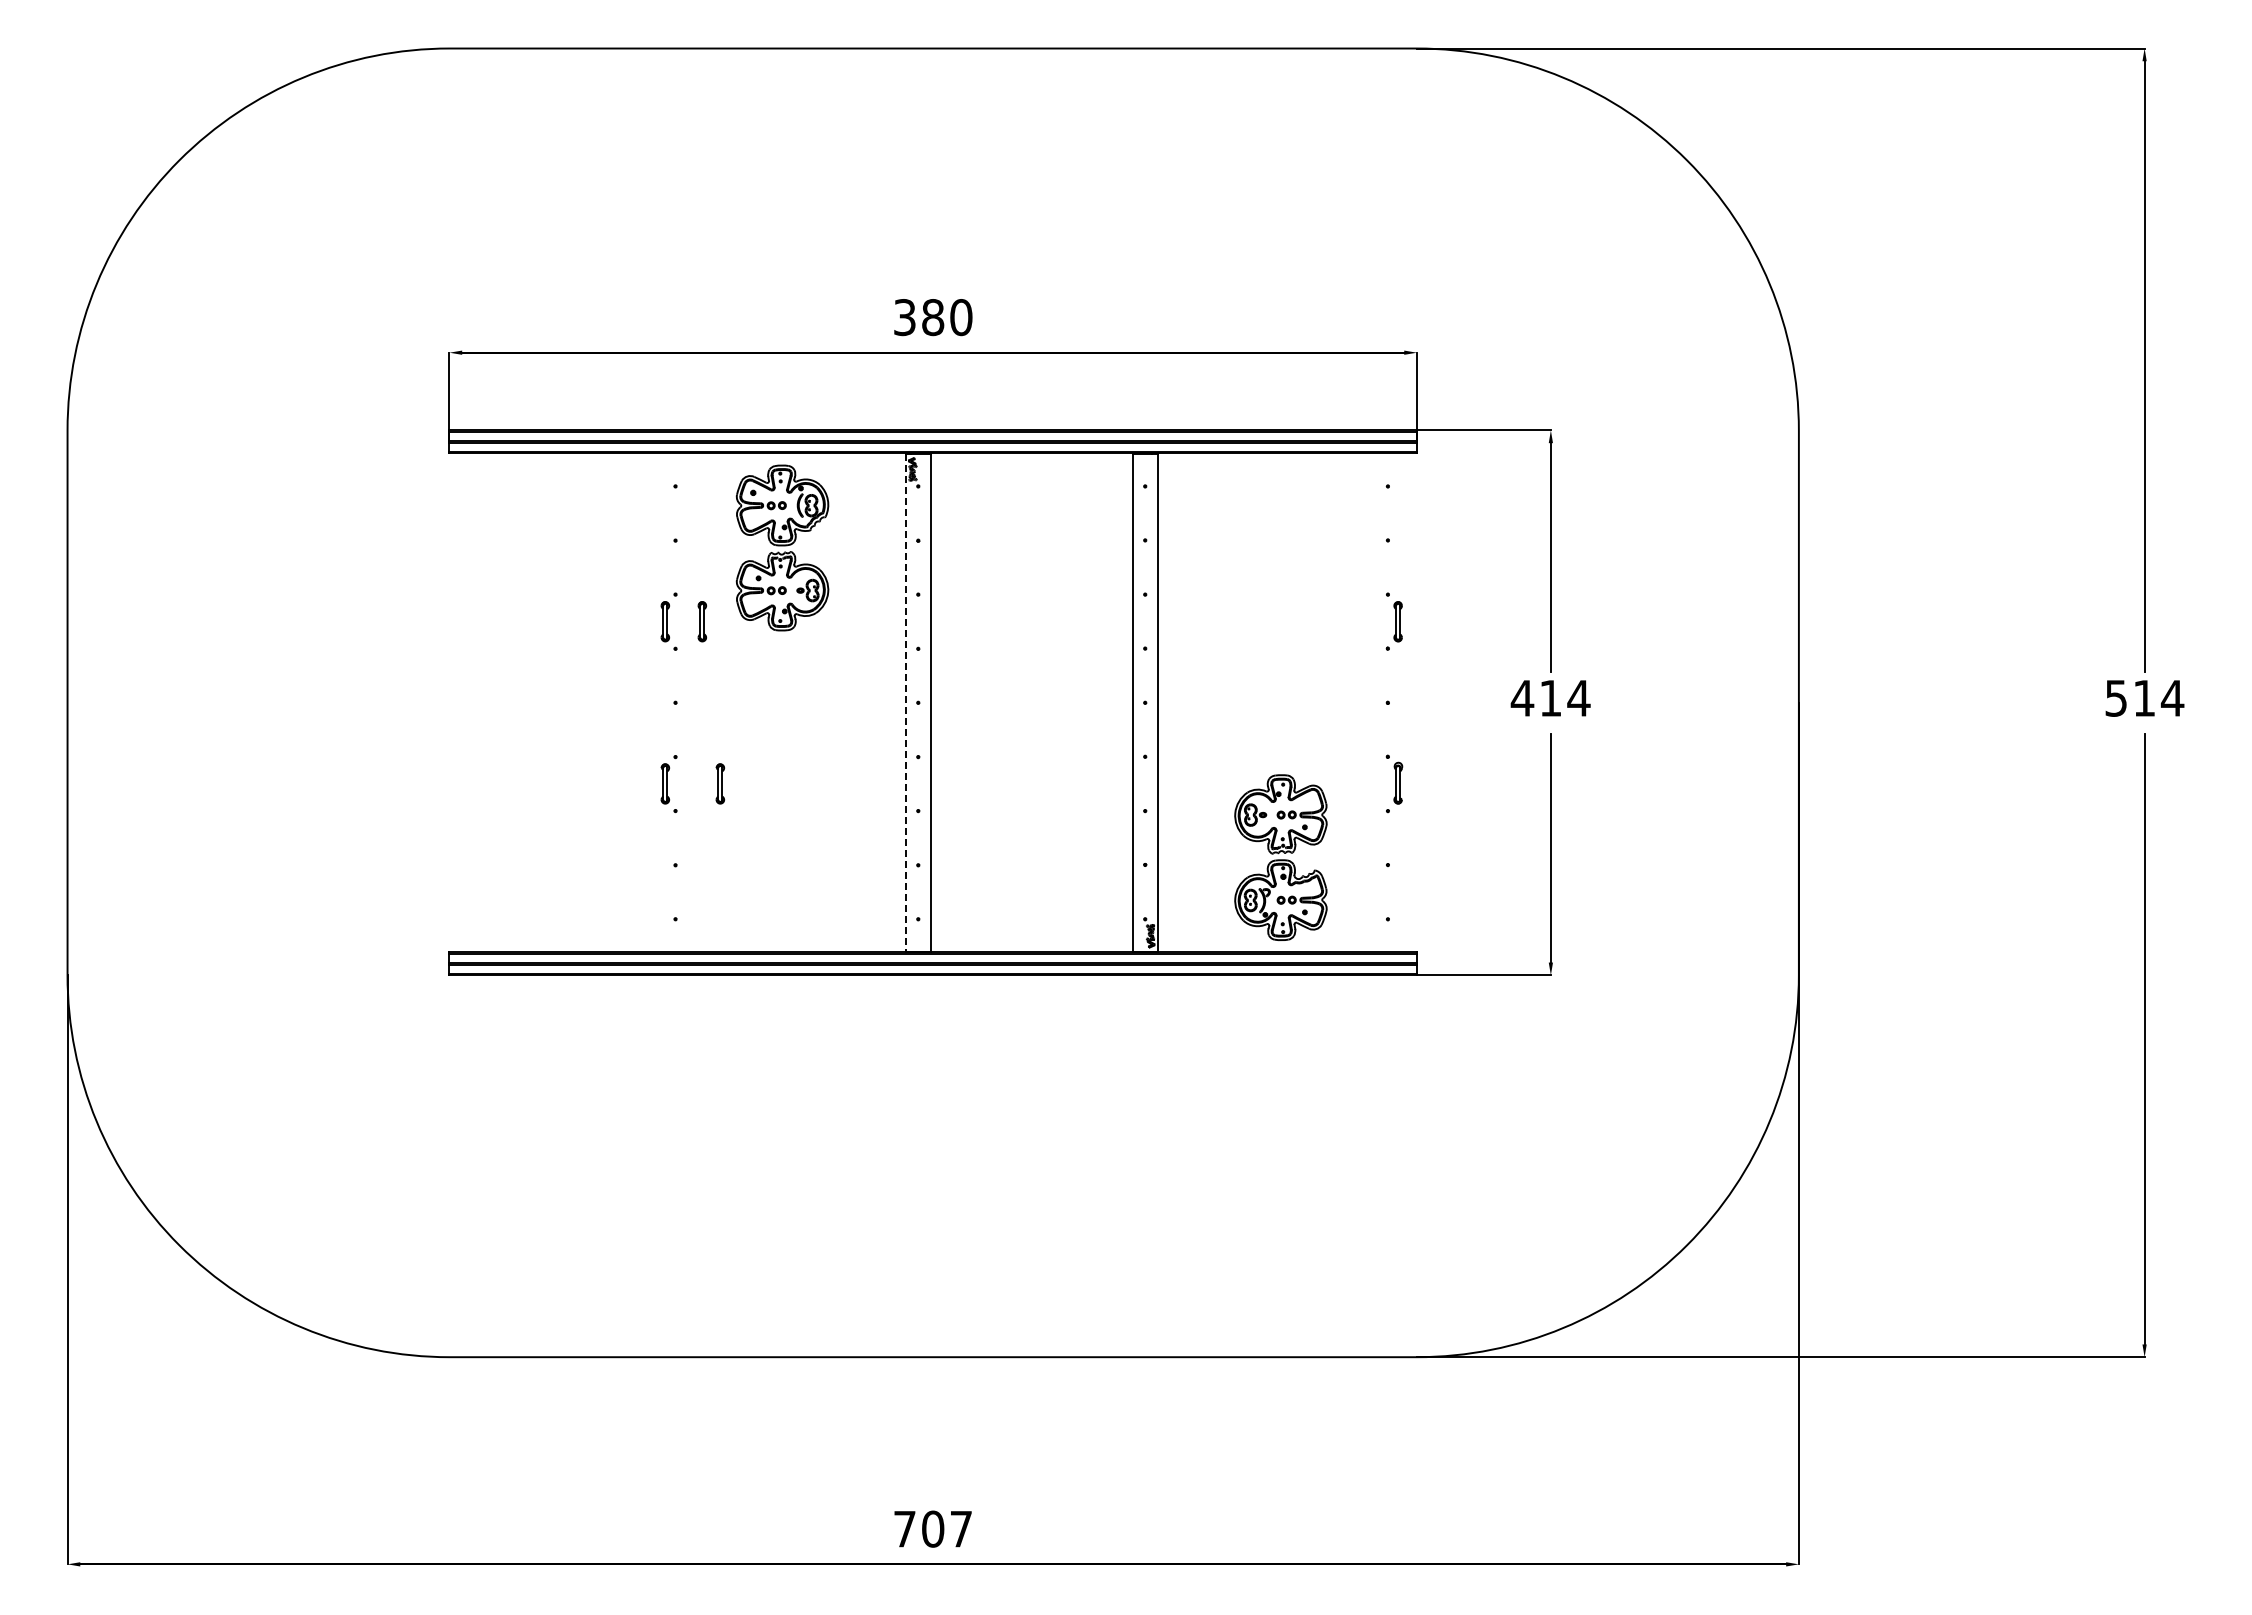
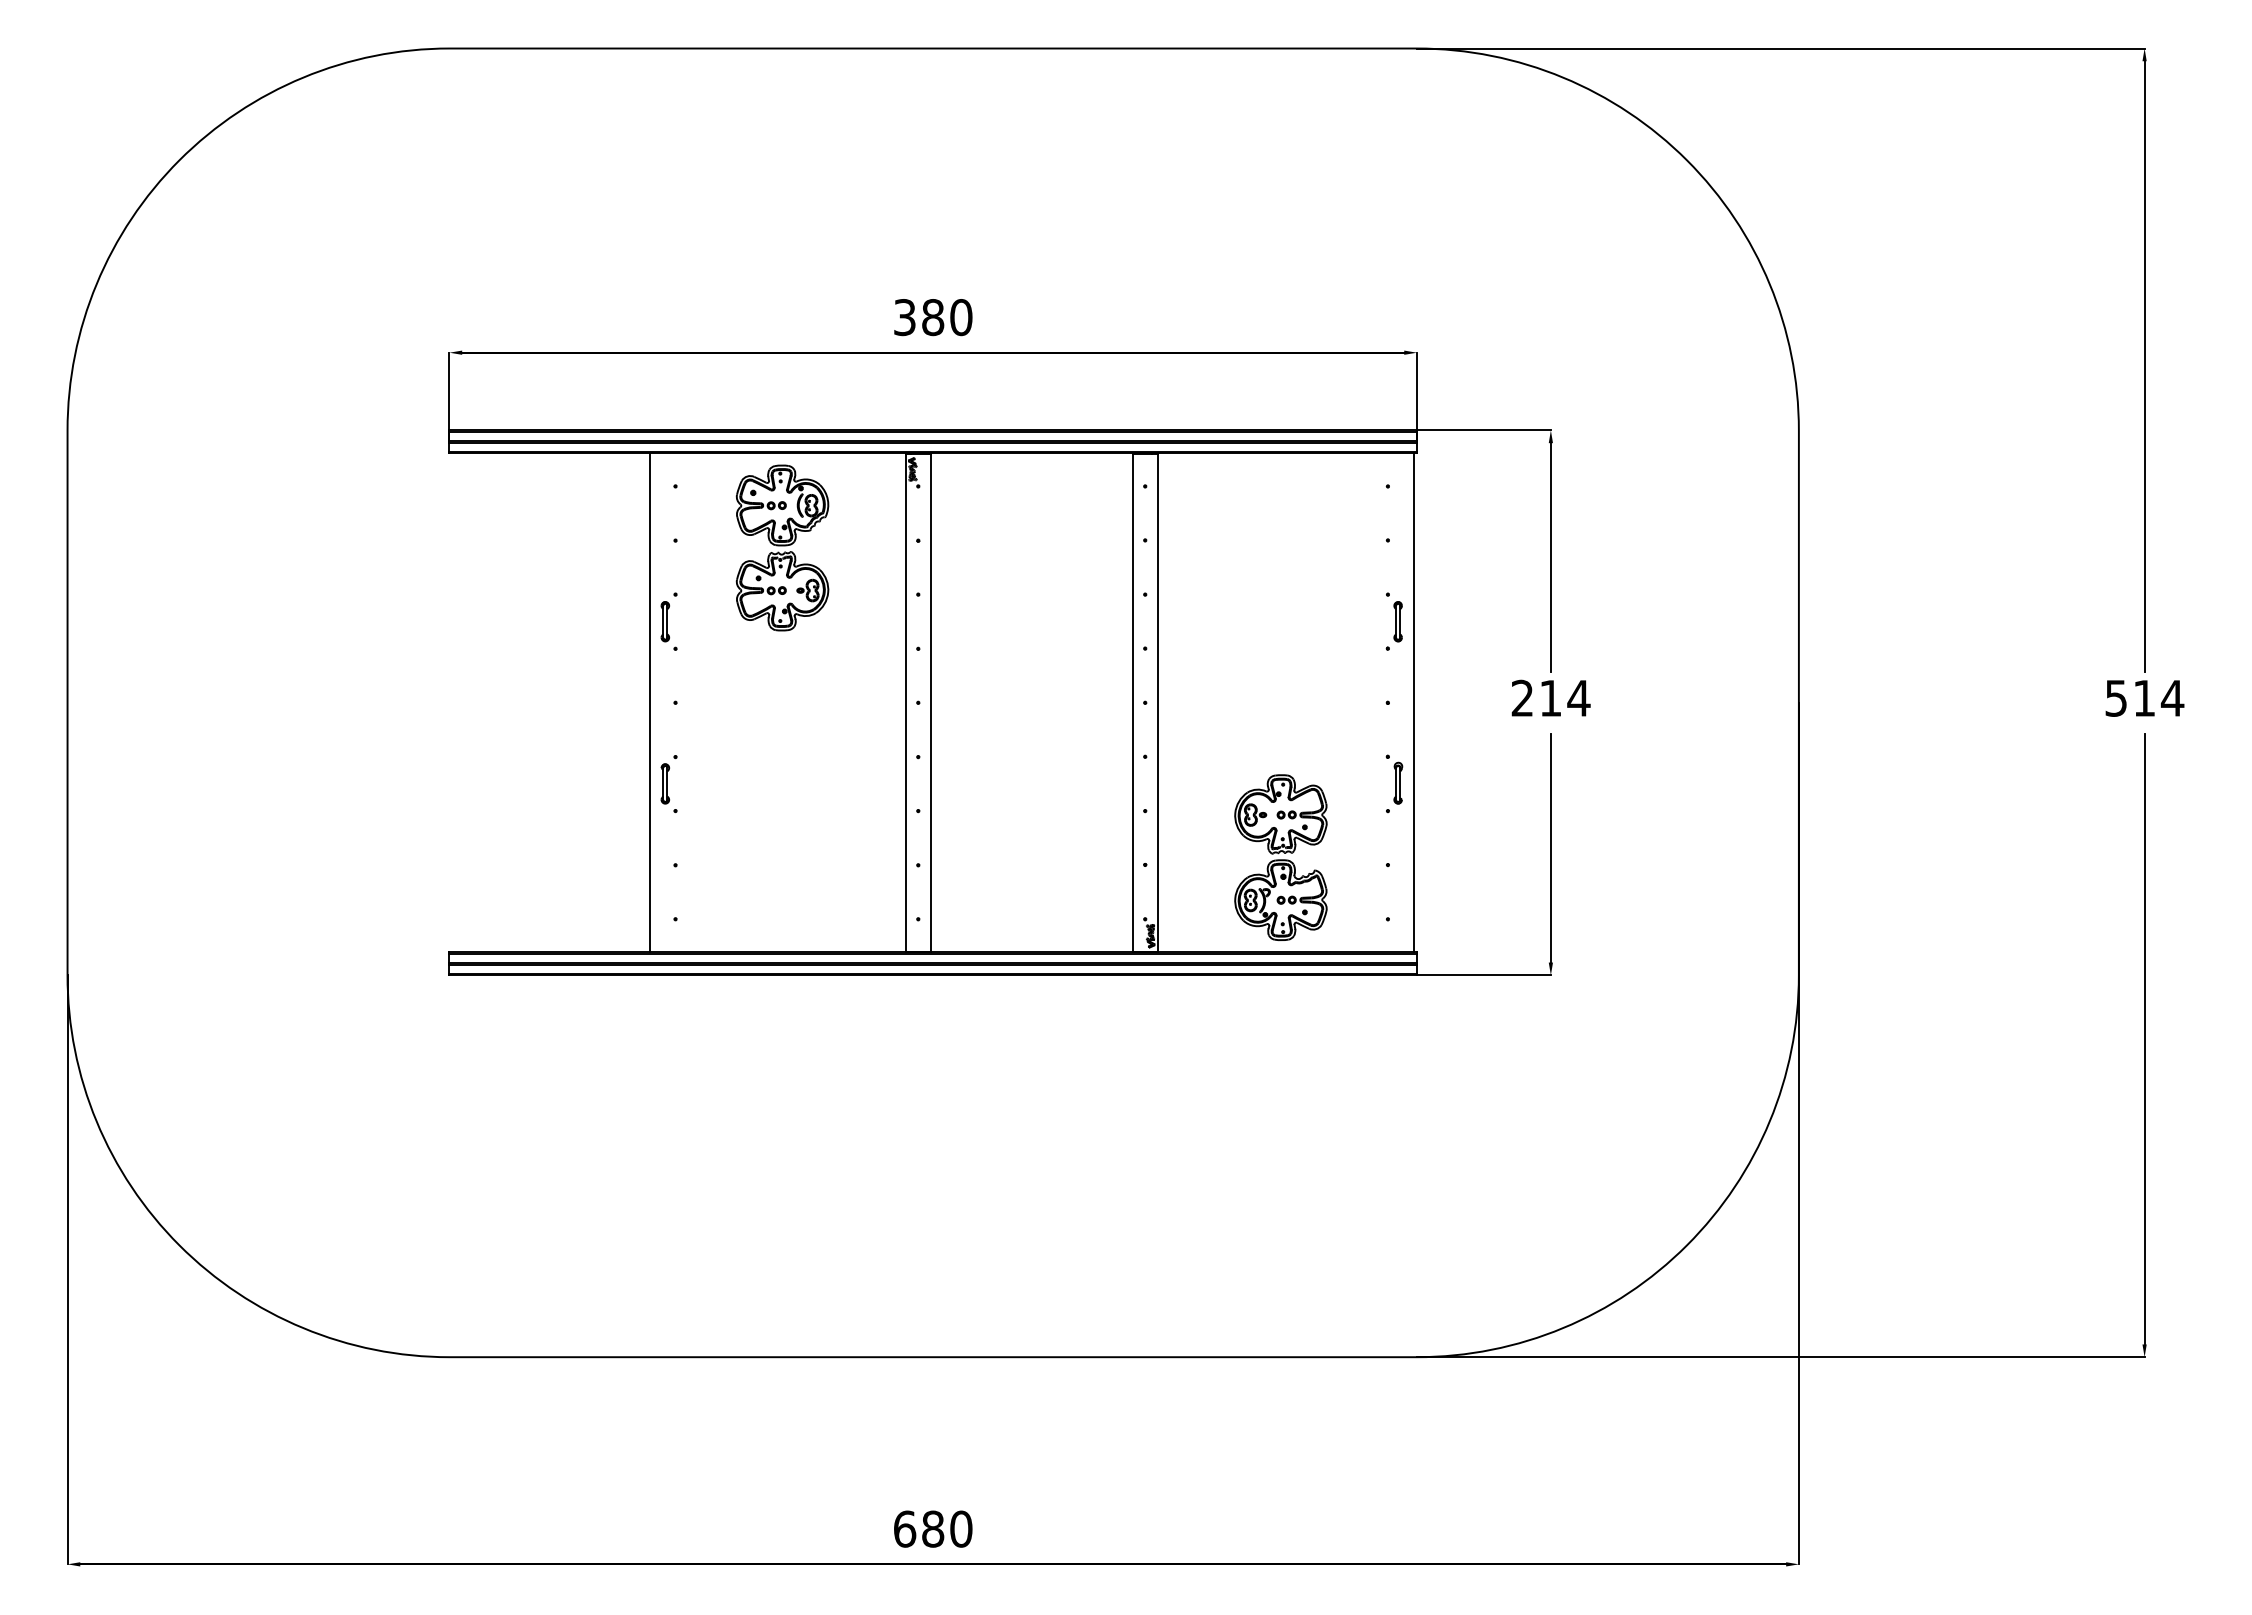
part: present -> none (702, 621)
text: 414 -> 214 (1522, 697)
line: none -> present (649, 702)
line: none -> present (1414, 702)
line: dashed -> solid (905, 703)
part: present -> none (720, 783)
text: 707 -> 680 (933, 1528)
